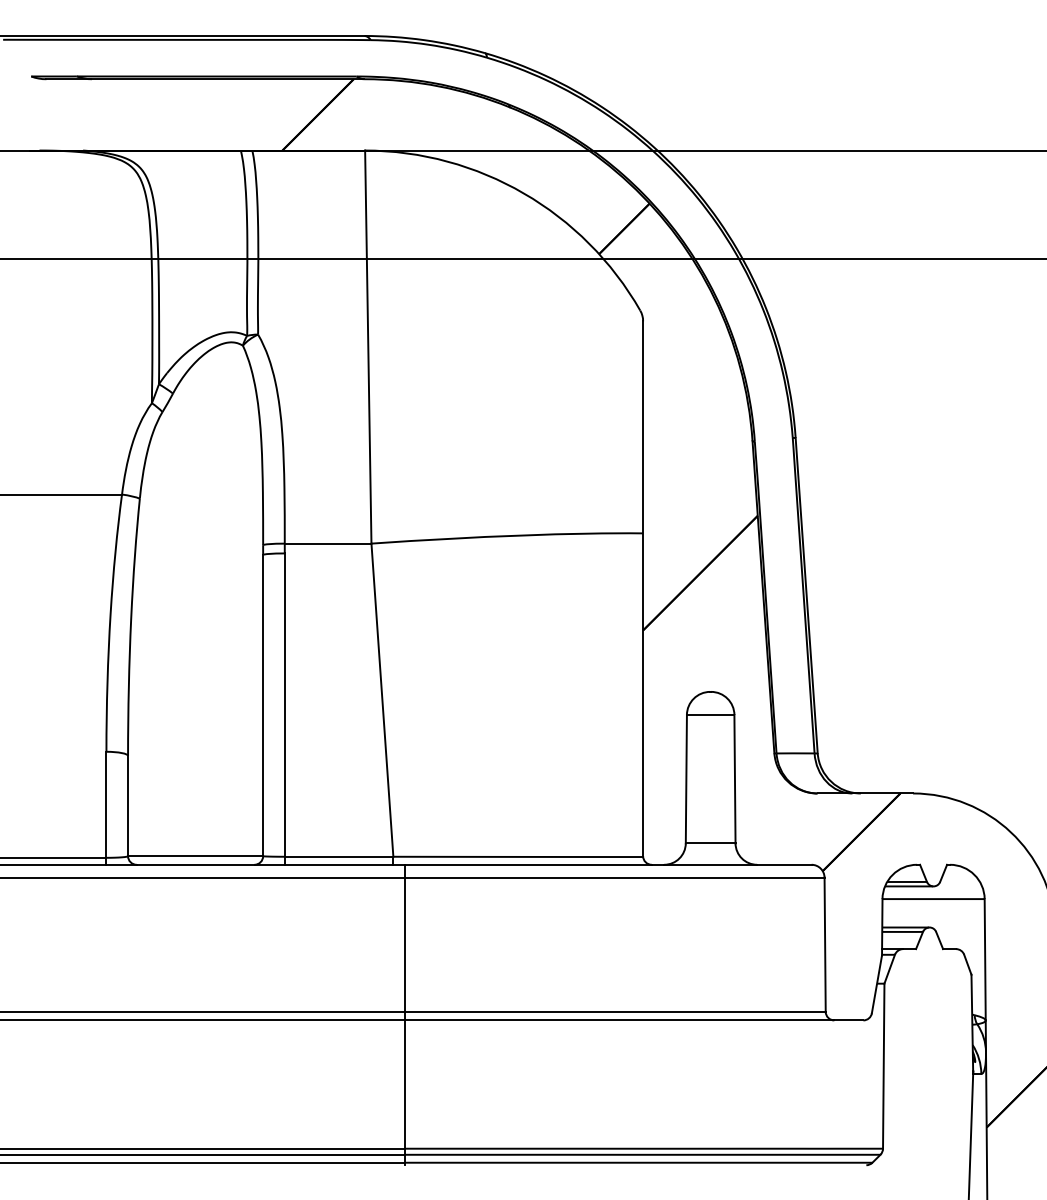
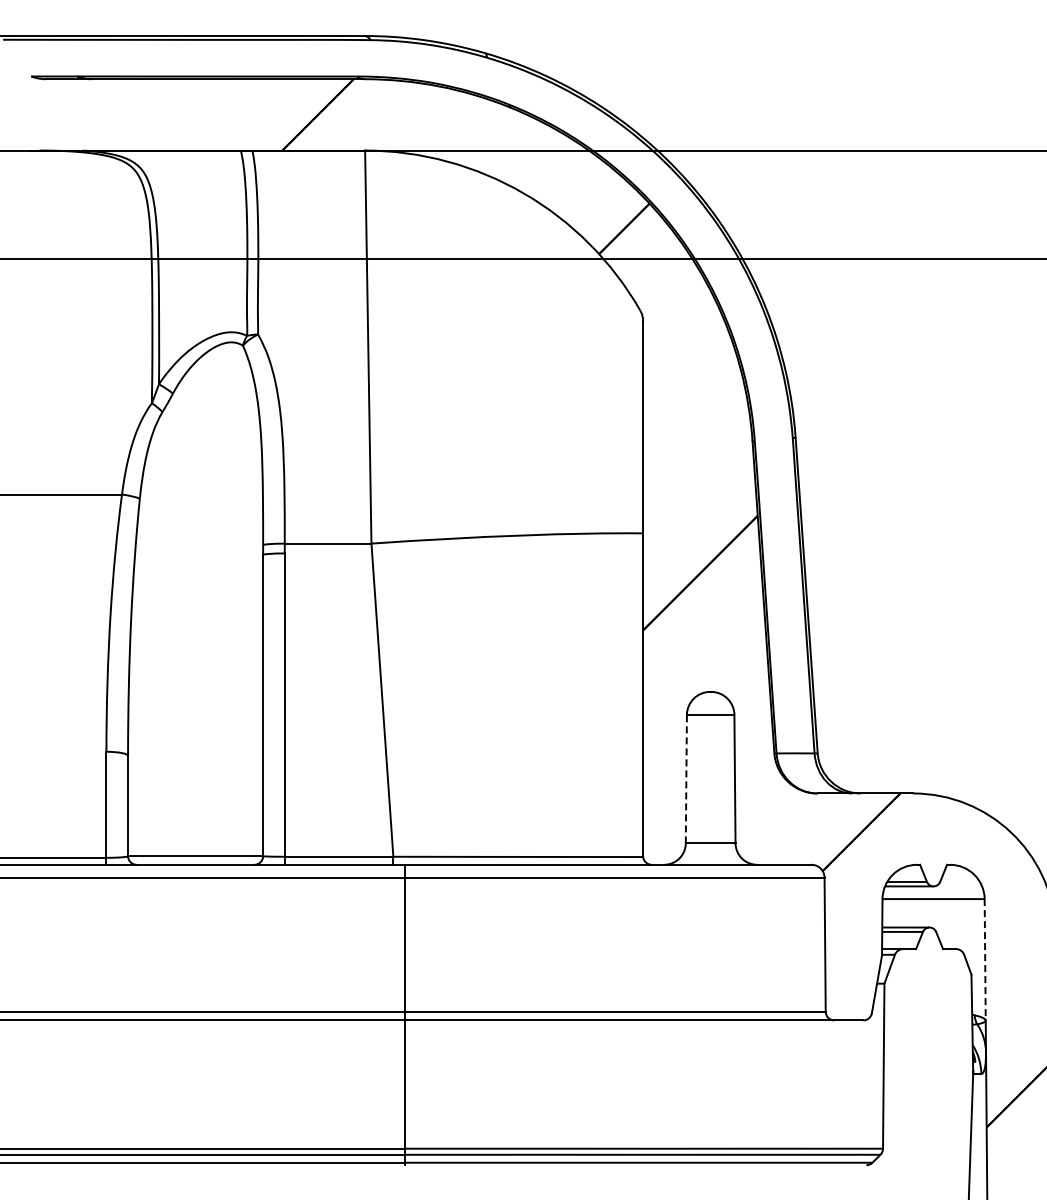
line: solid -> dashed (686, 778)
line: solid -> dashed (985, 959)
